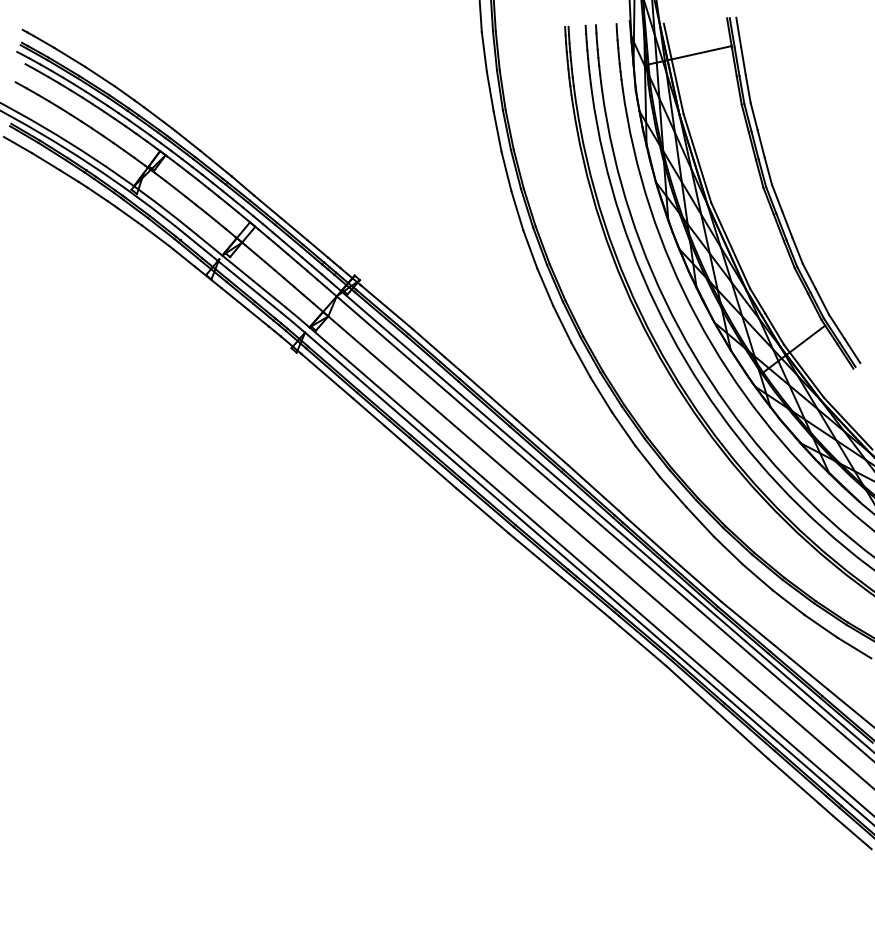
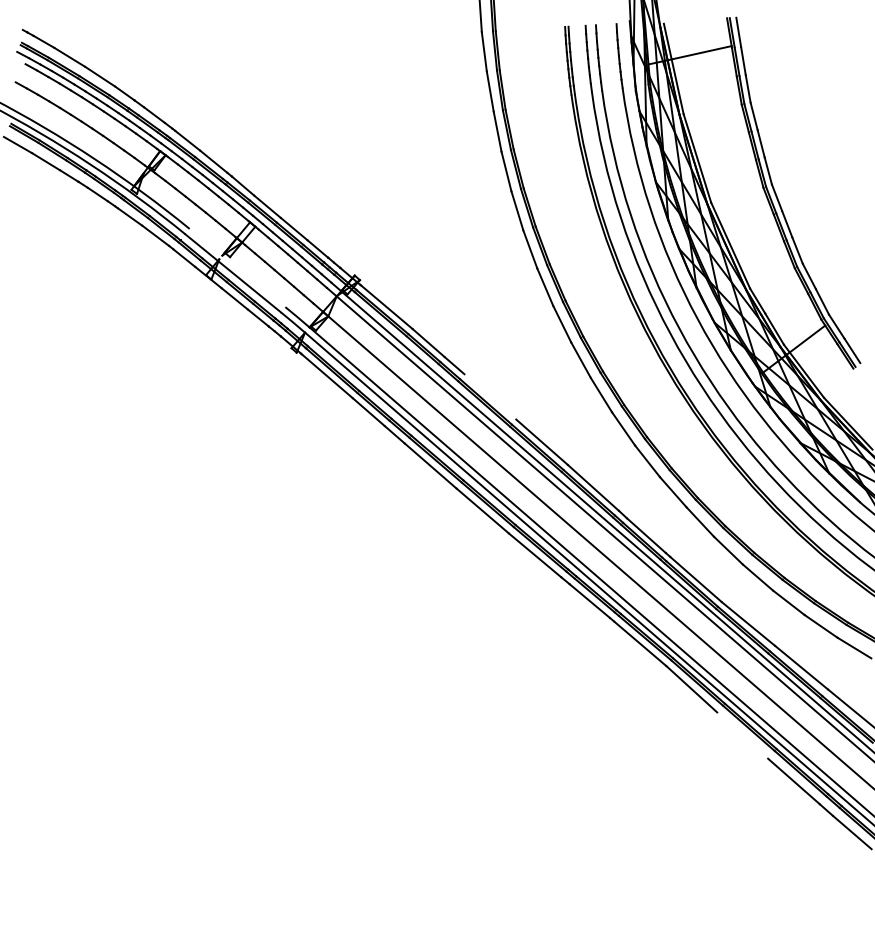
line: present -> none (237, 267)
line: present -> none (490, 396)
line: present -> none (742, 735)
